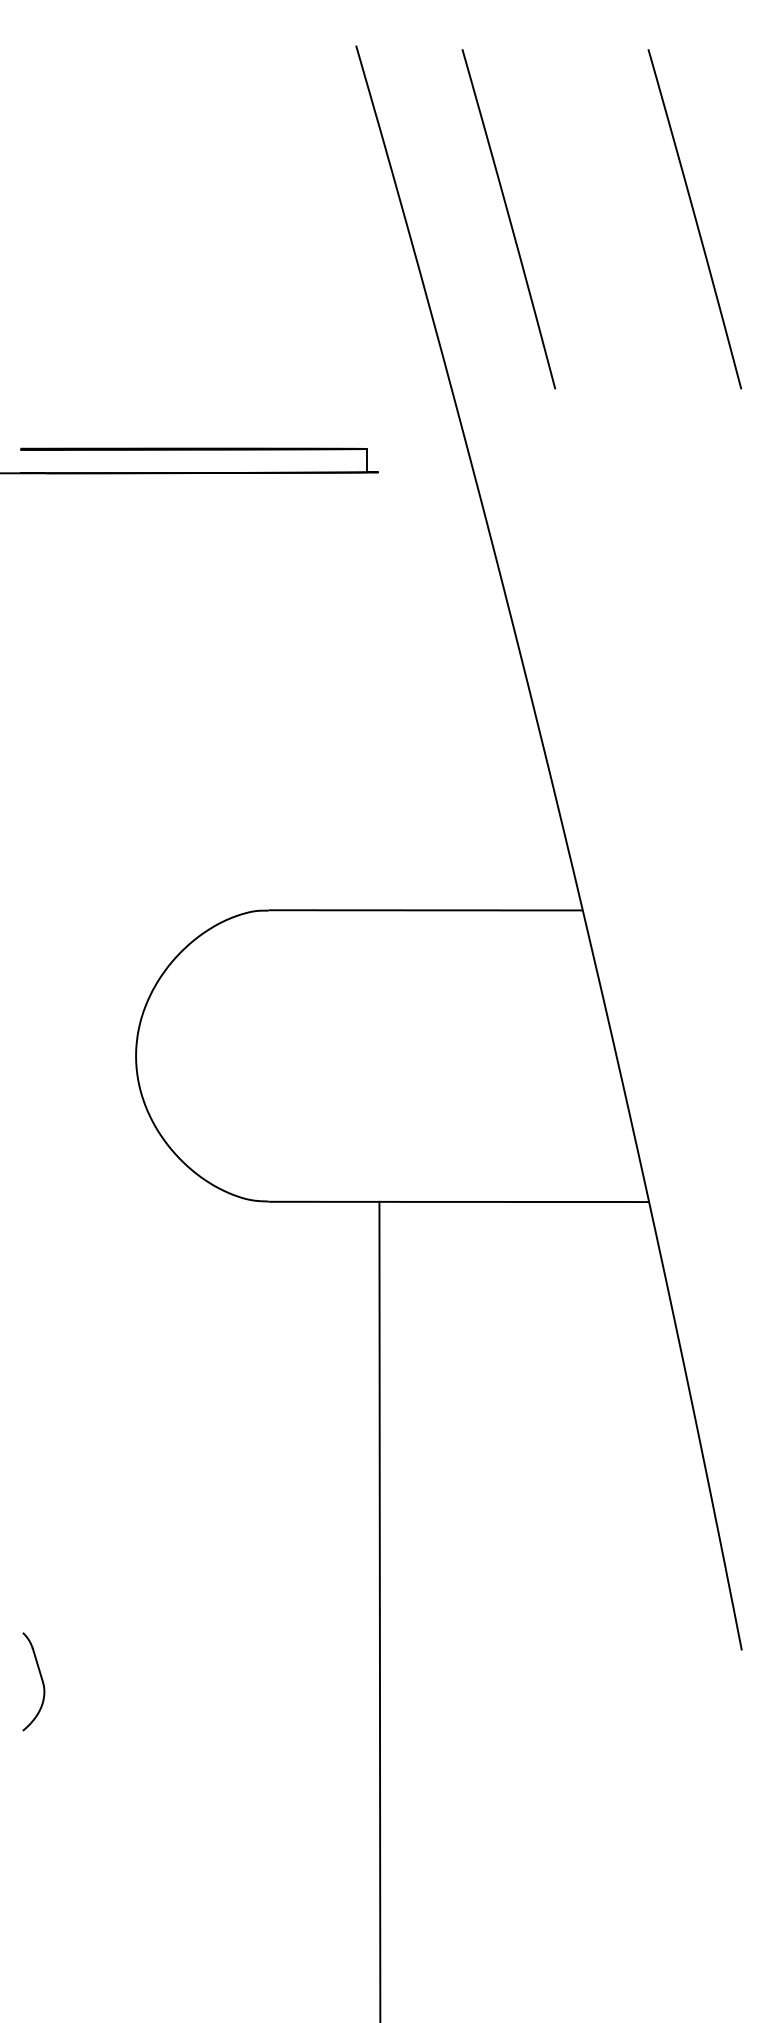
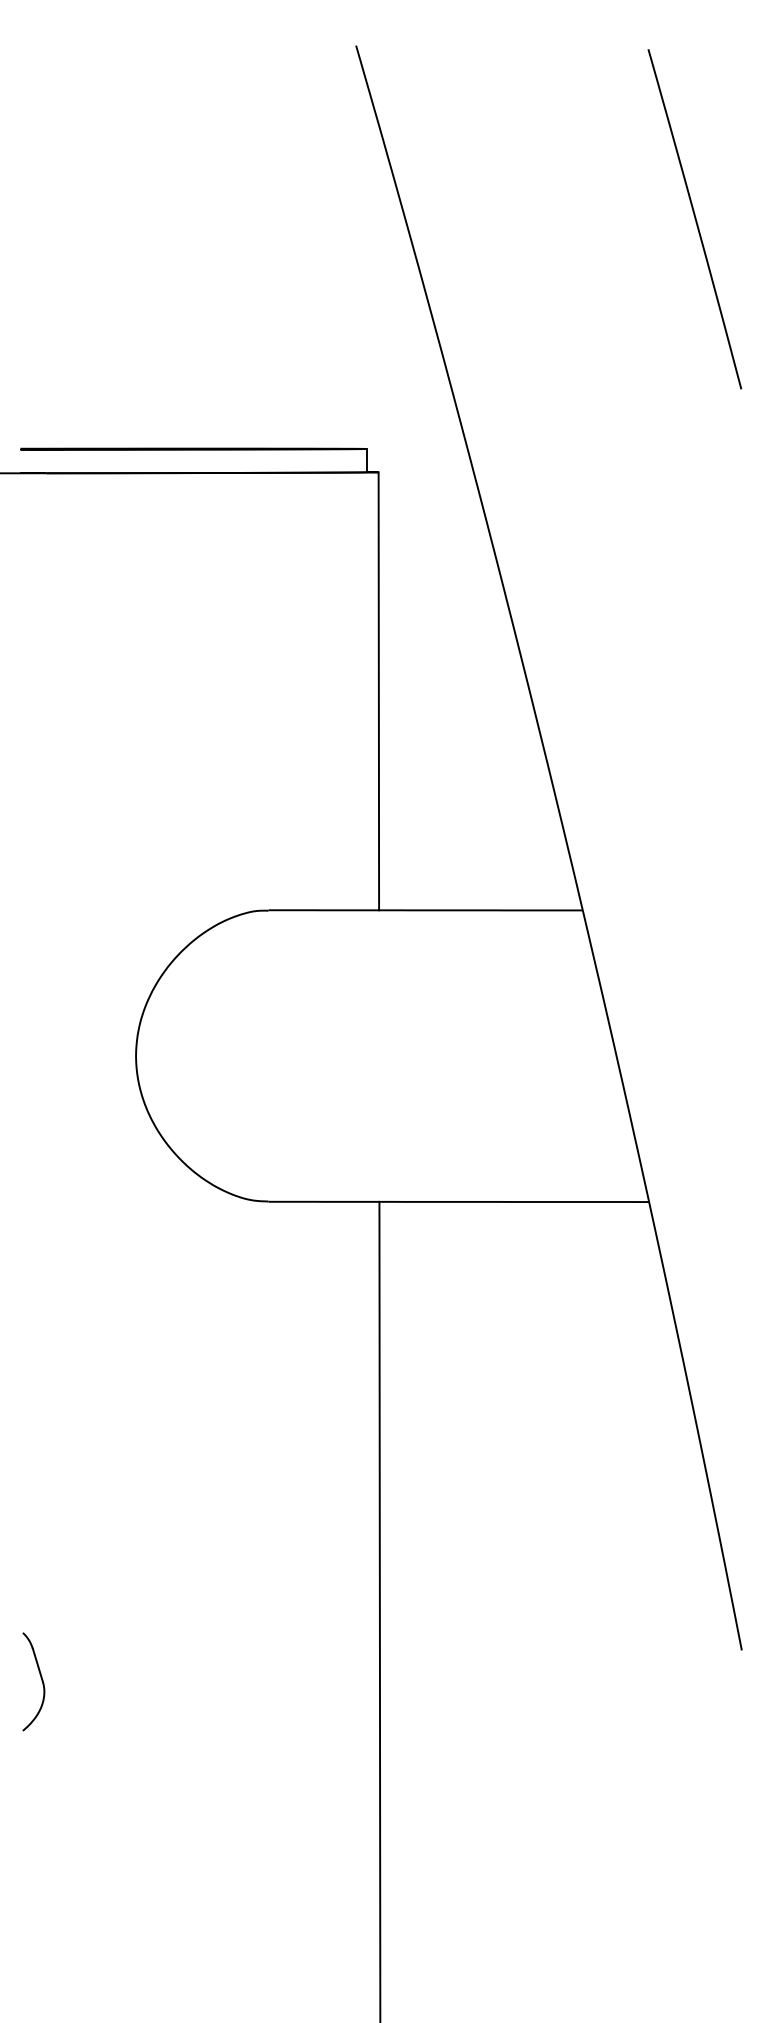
line: present -> none (508, 219)
line: none -> present (378, 691)
